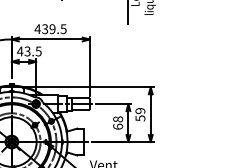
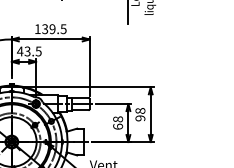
text: 439.5 -> 139.5 (37, 28)
text: 59 -> 98 (140, 114)
